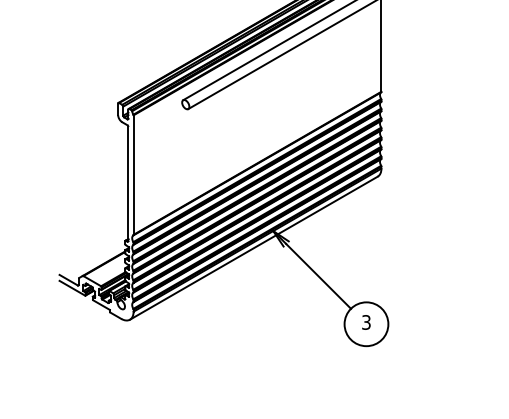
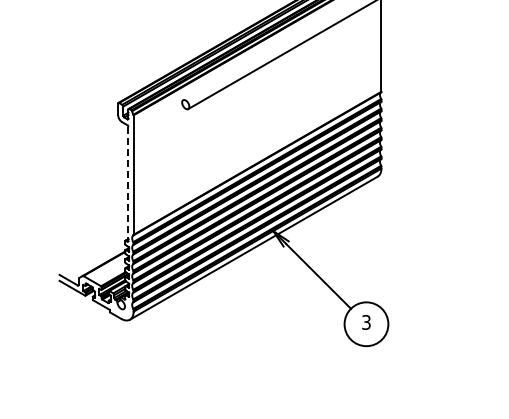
line: present -> none (267, 51)
line: solid -> dashed (128, 184)
